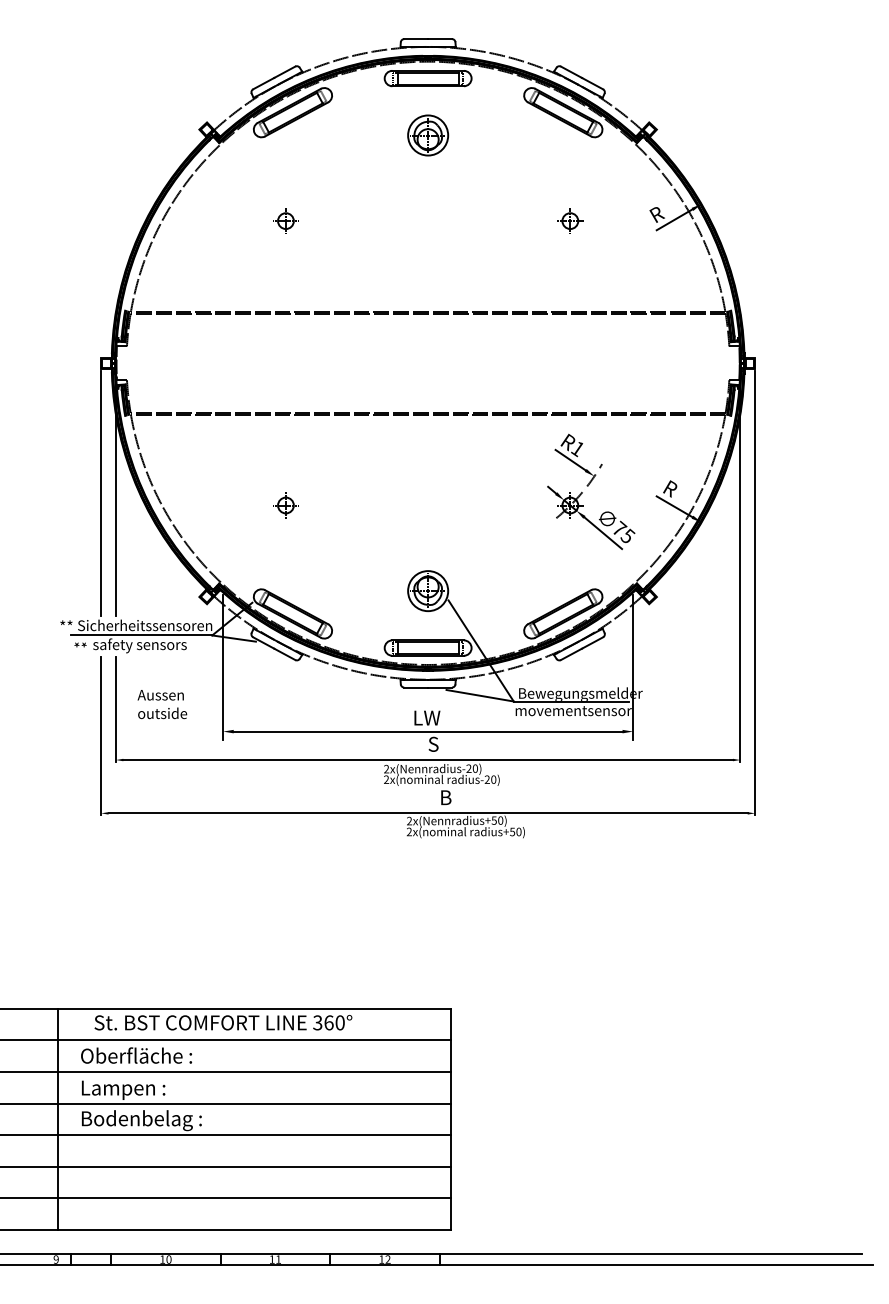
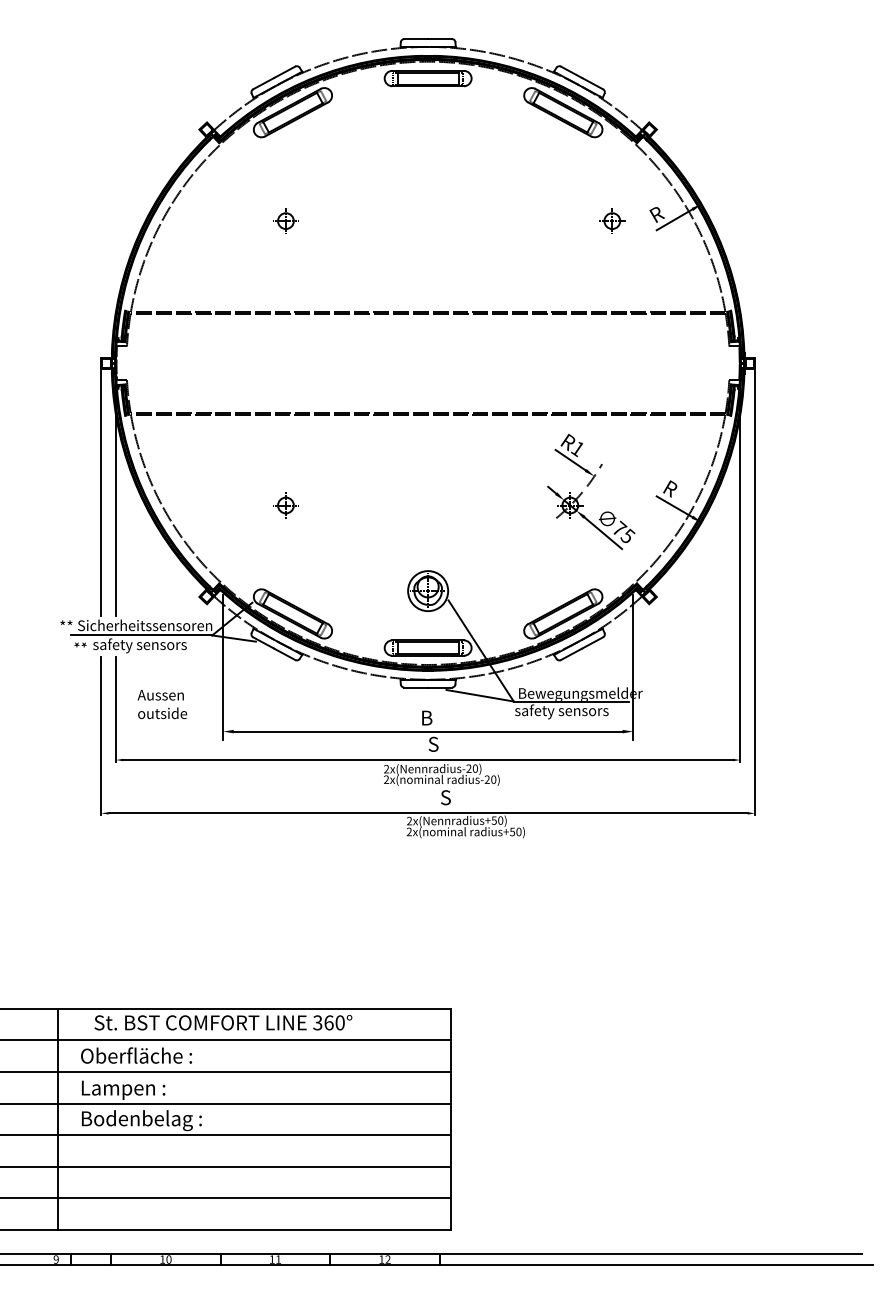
part: present -> none (428, 135)
part position: (570, 220) -> (612, 220) (612, 220)
text: movementsensor -> safety sensors (573, 711)
text: LW -> B (427, 717)
text: B -> S (446, 797)
